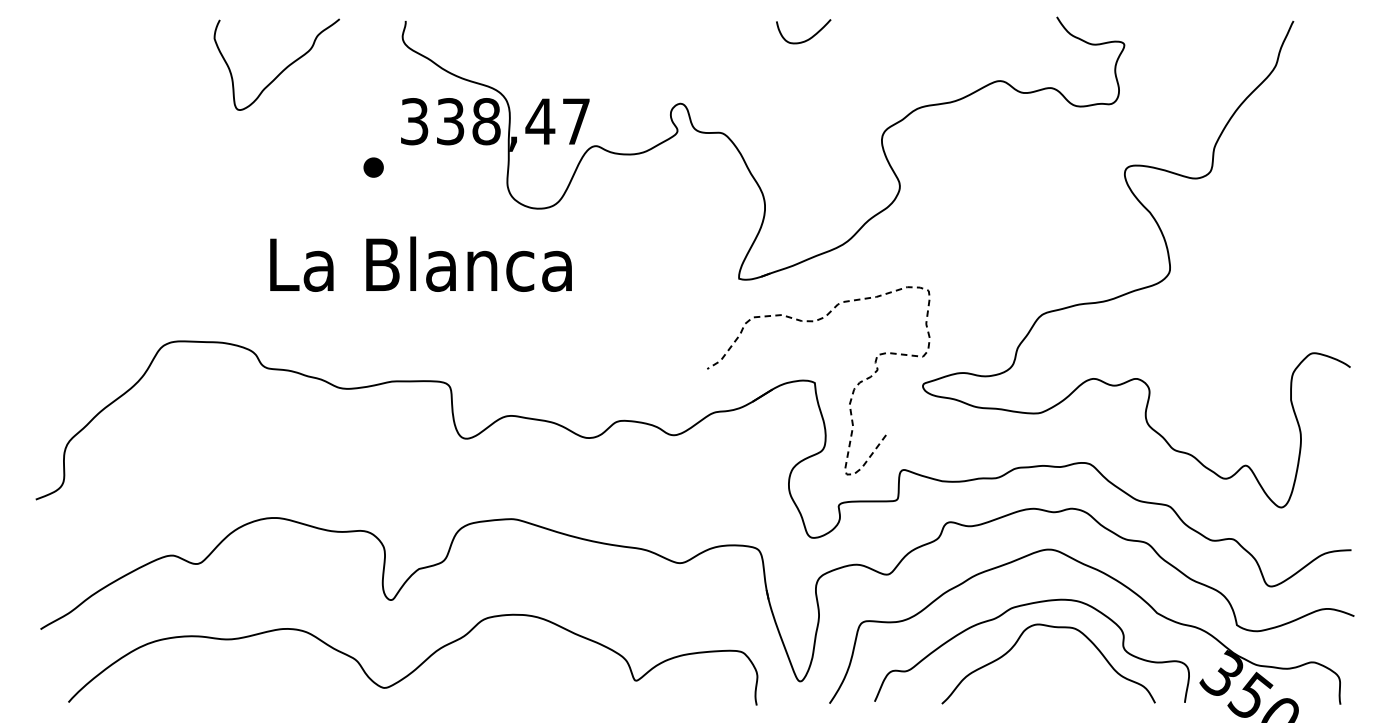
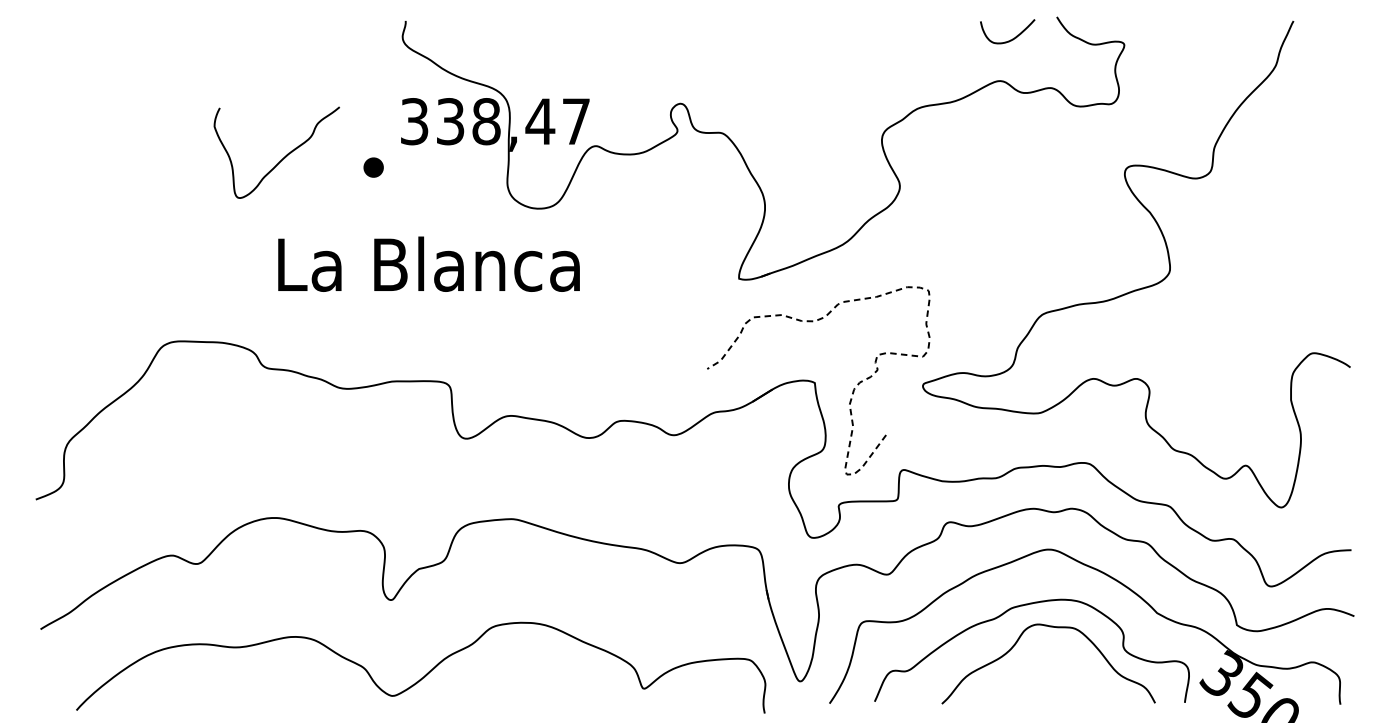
curve position: (806, 39) -> (1010, 39) (1010, 39)
curve position: (282, 70) -> (282, 158) (282, 158)
text position: (420, 263) -> (428, 263) (428, 263)
curve position: (419, 664) -> (427, 672) (427, 672)
